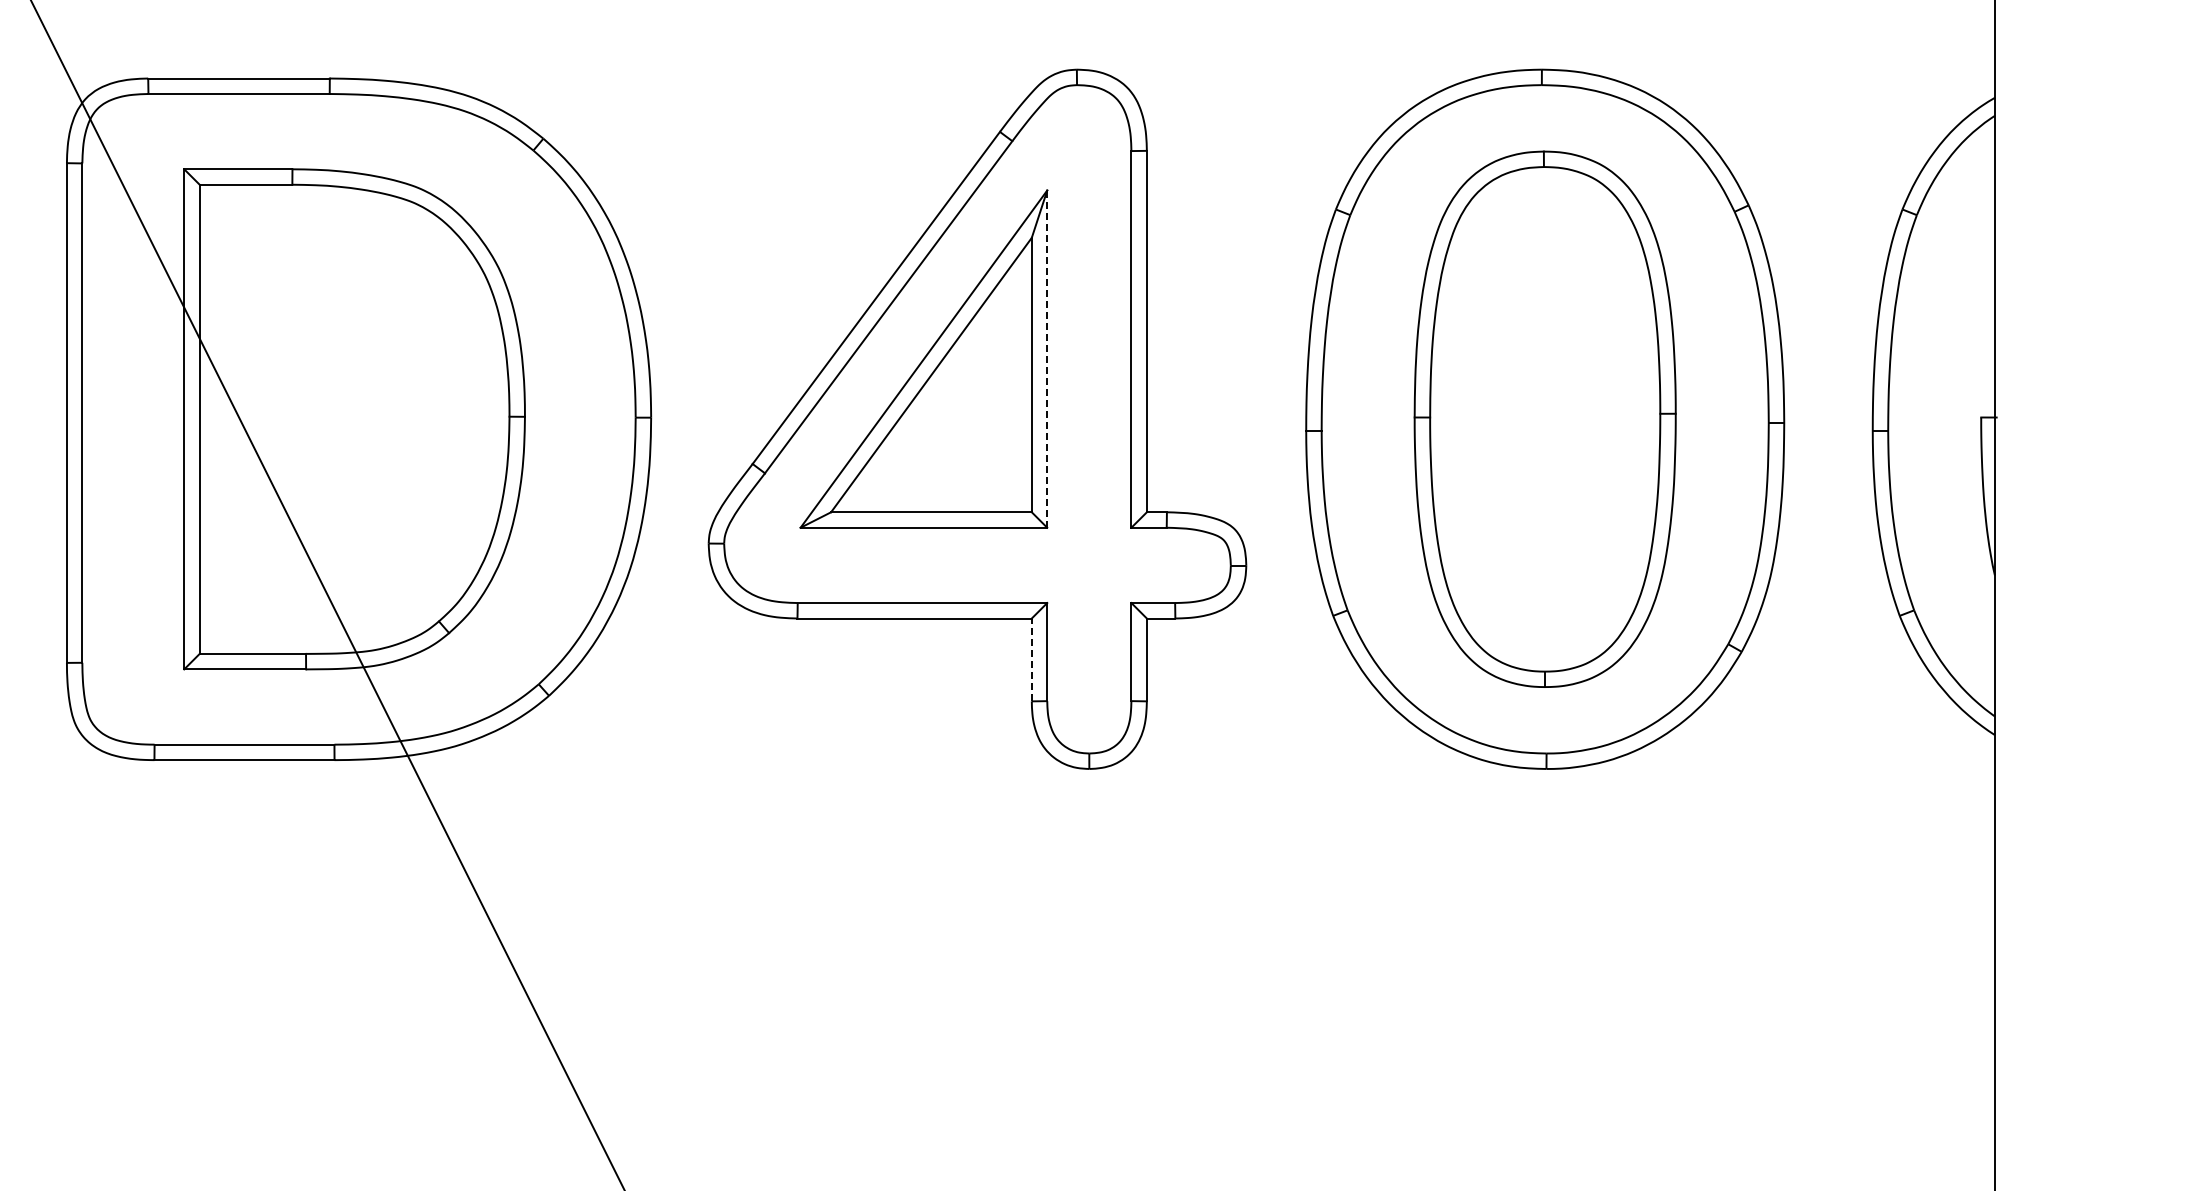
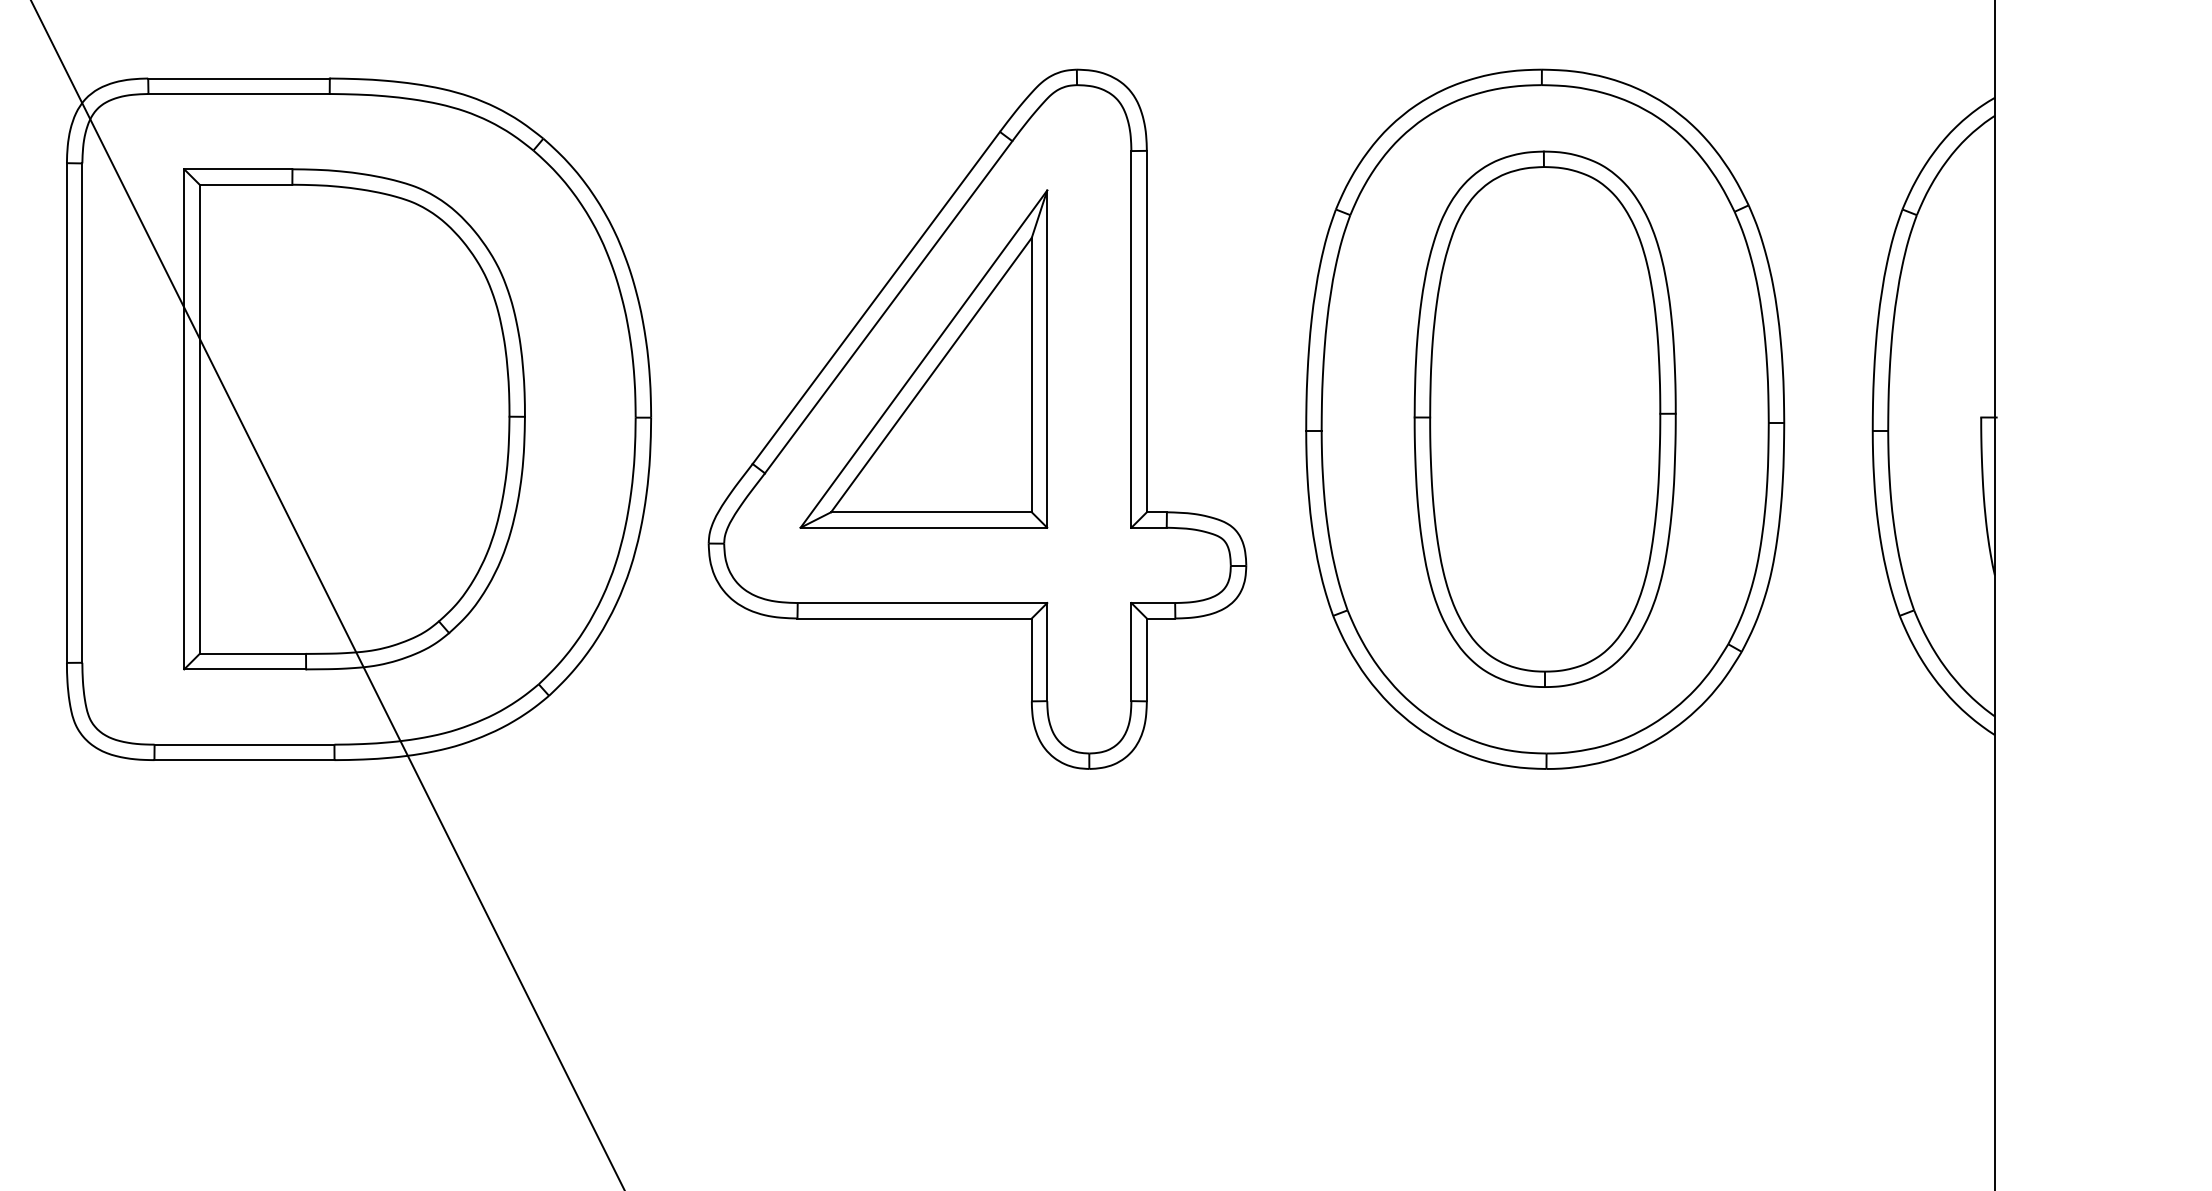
line: dashed -> solid (1047, 359)
line: dashed -> solid (1031, 659)
